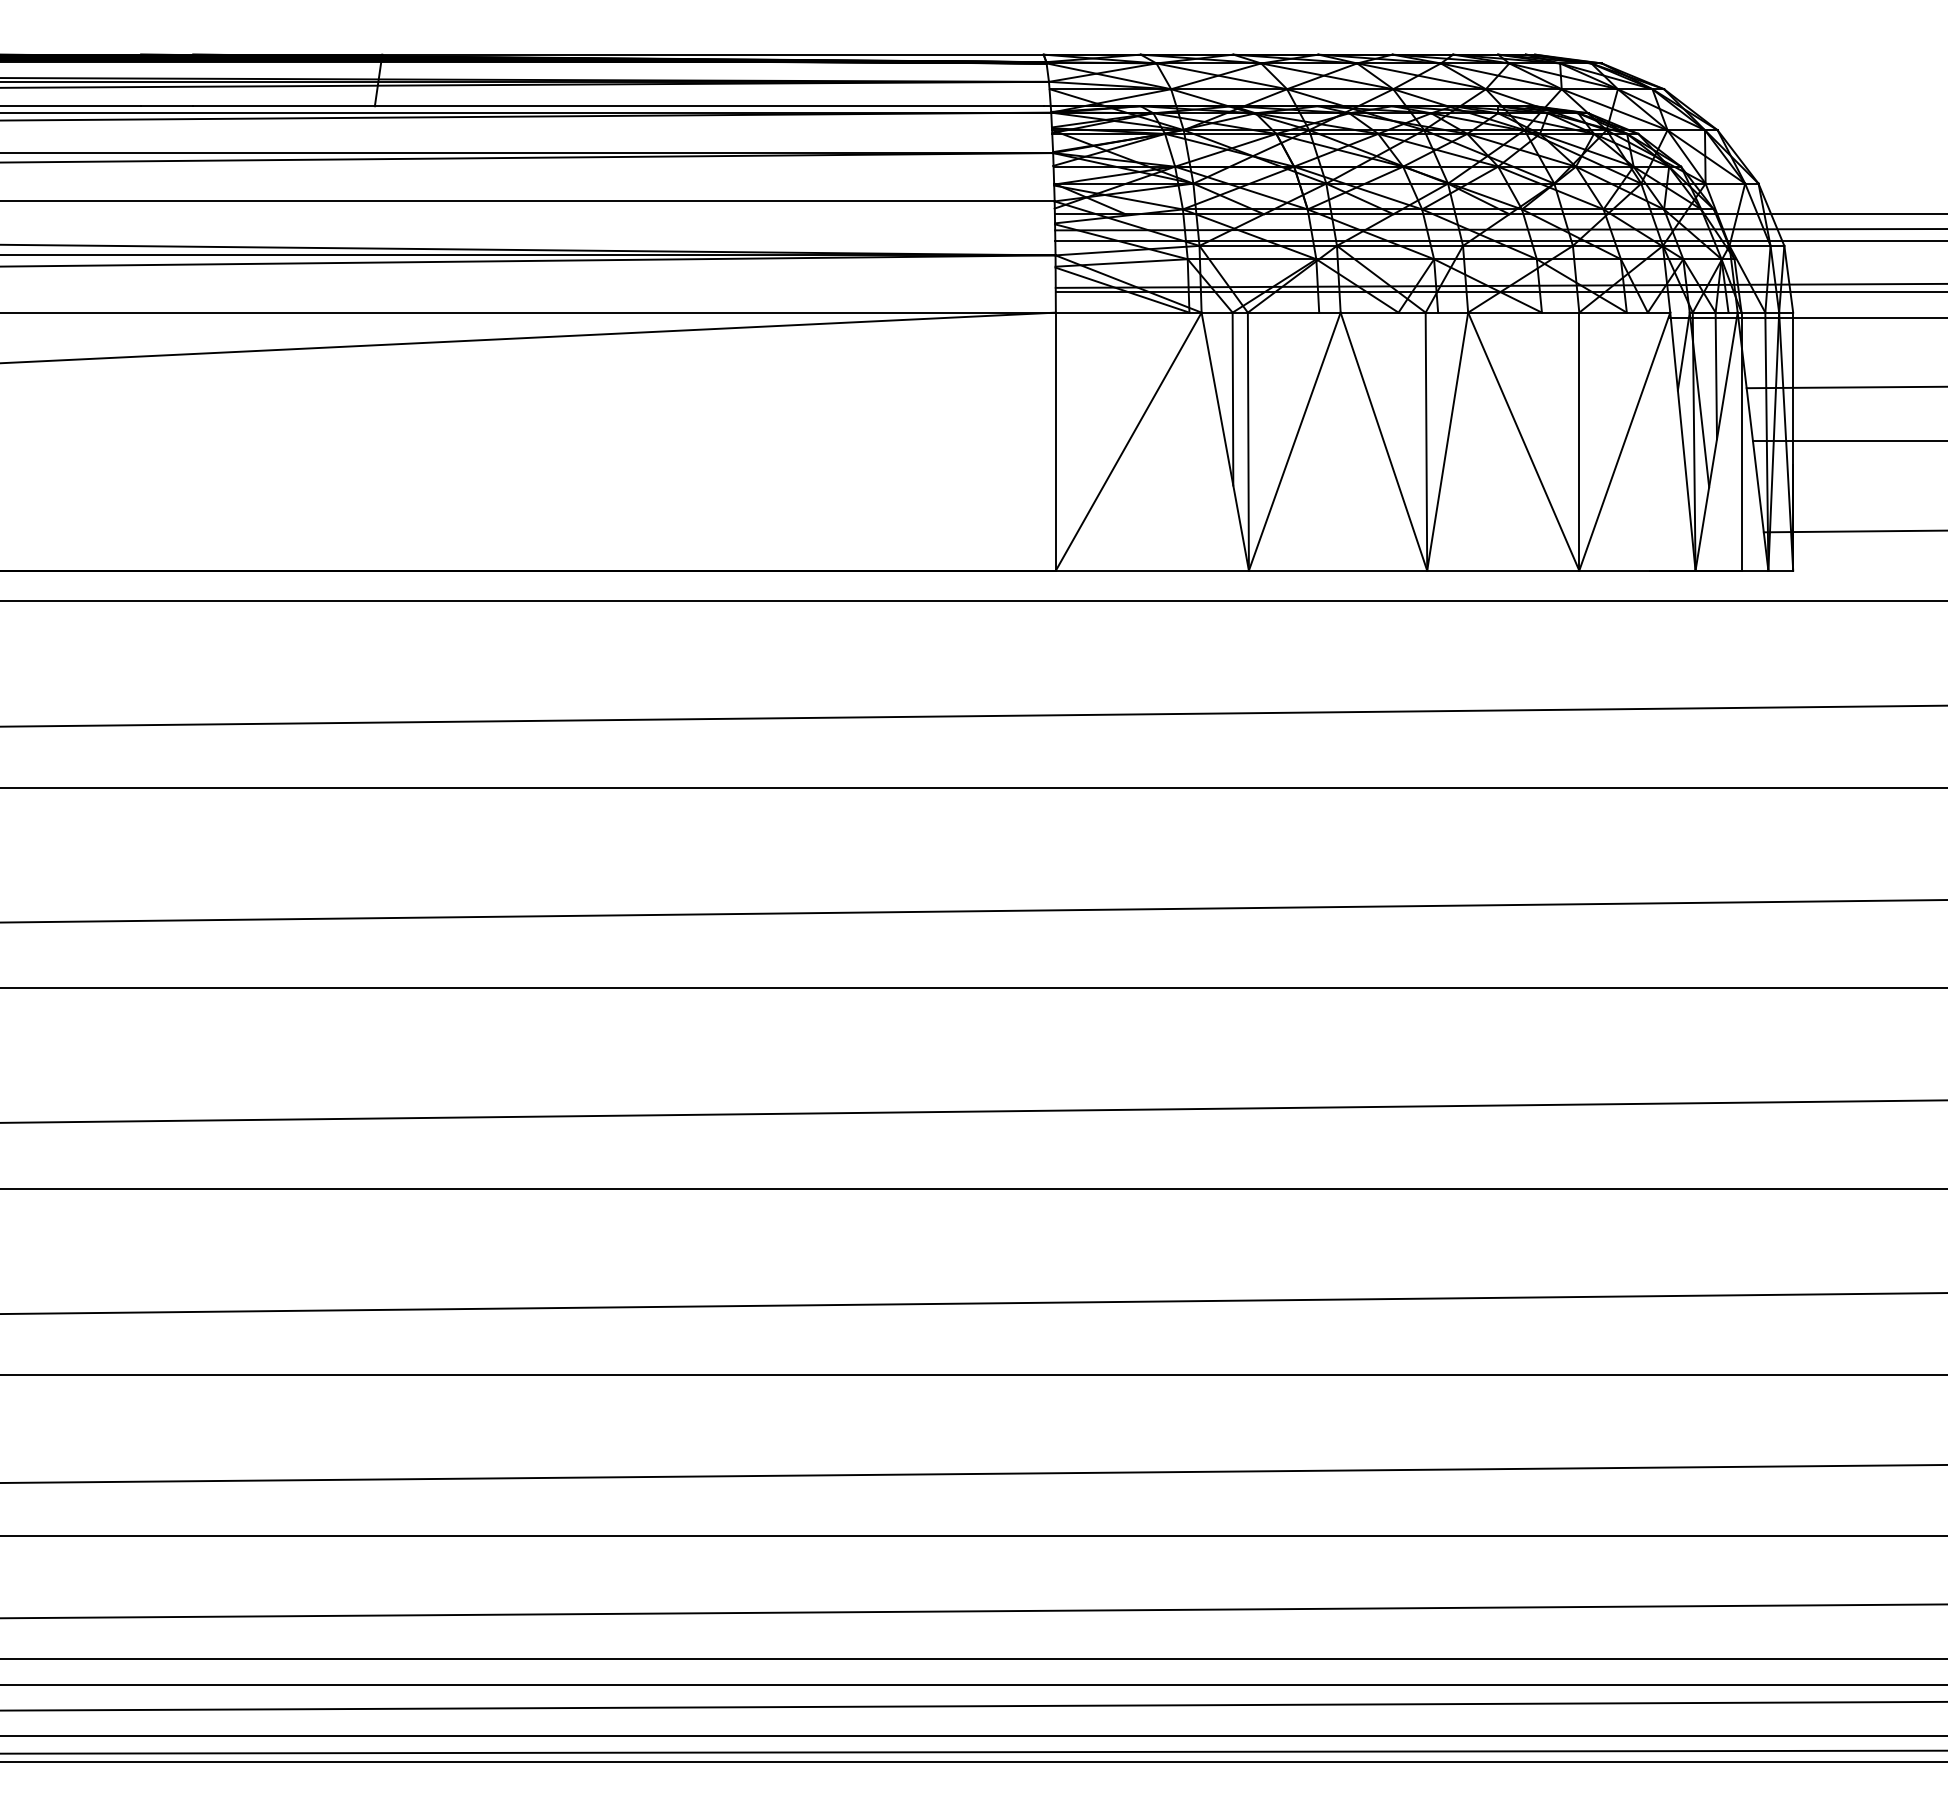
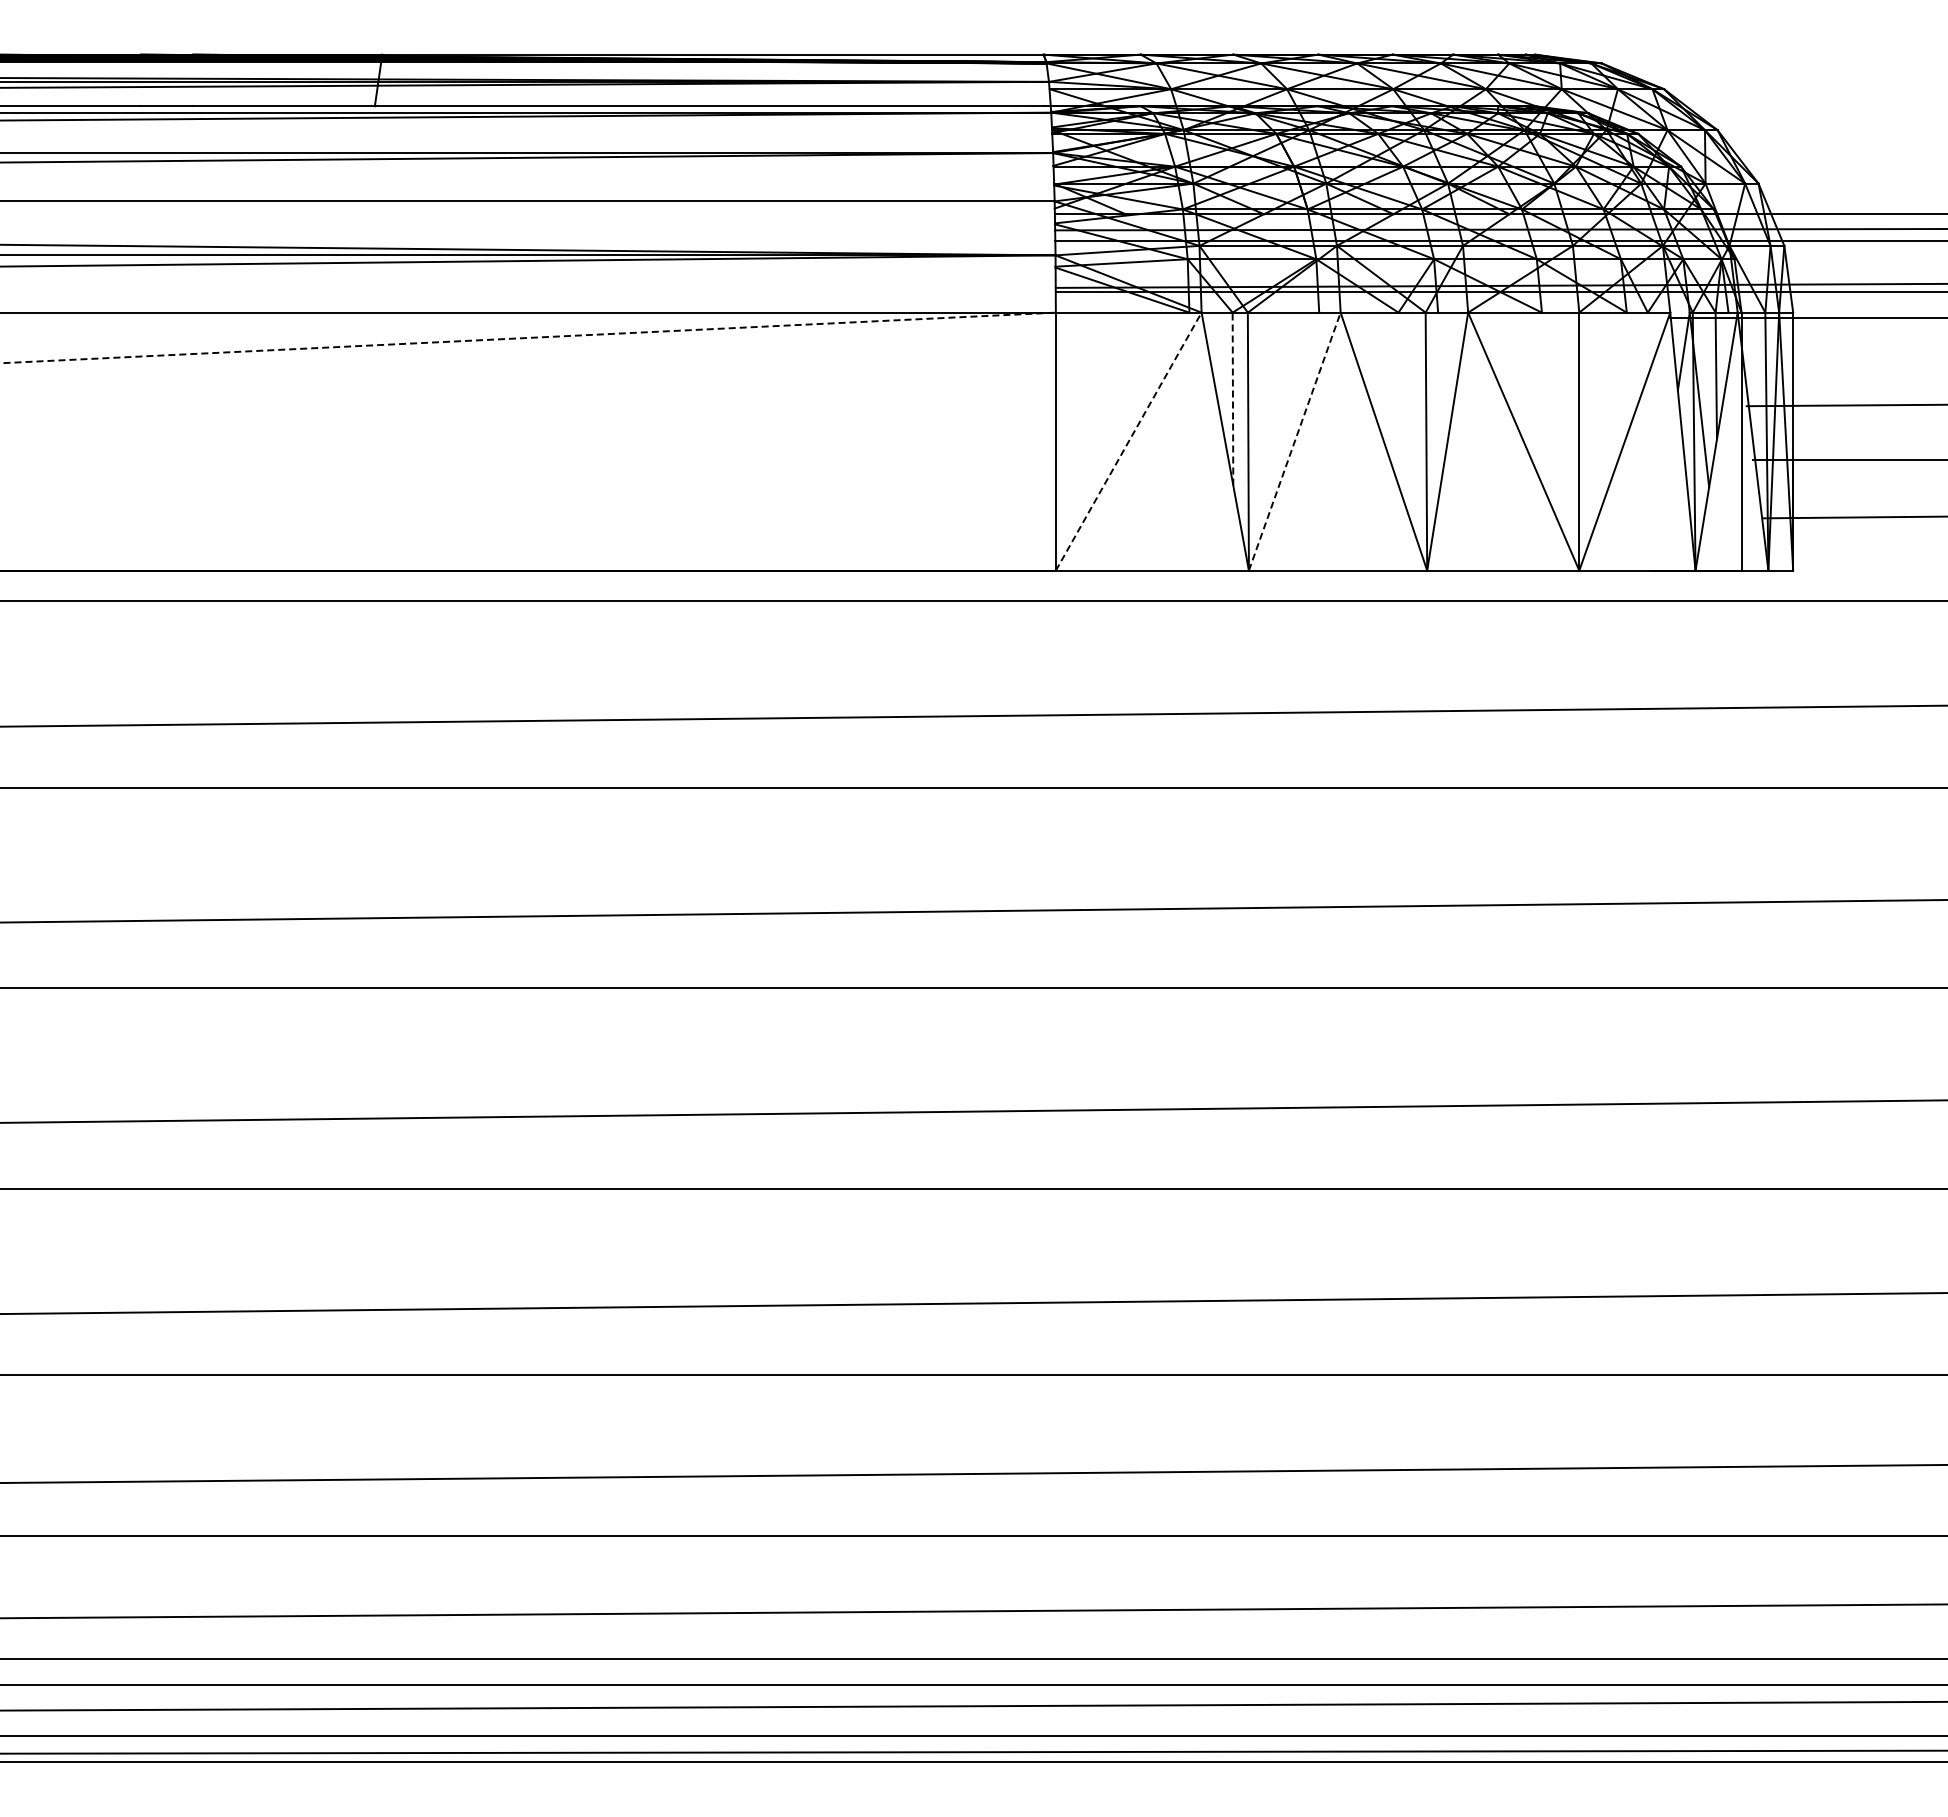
line: solid -> dashed (528, 337)
line position: (1845, 387) -> (1845, 405) (1845, 405)
line: solid -> dashed (1232, 398)
line position: (1848, 440) -> (1848, 459) (1848, 459)
line: solid -> dashed (1128, 441)
line: solid -> dashed (1294, 441)
line position: (1853, 531) -> (1853, 517) (1853, 517)
